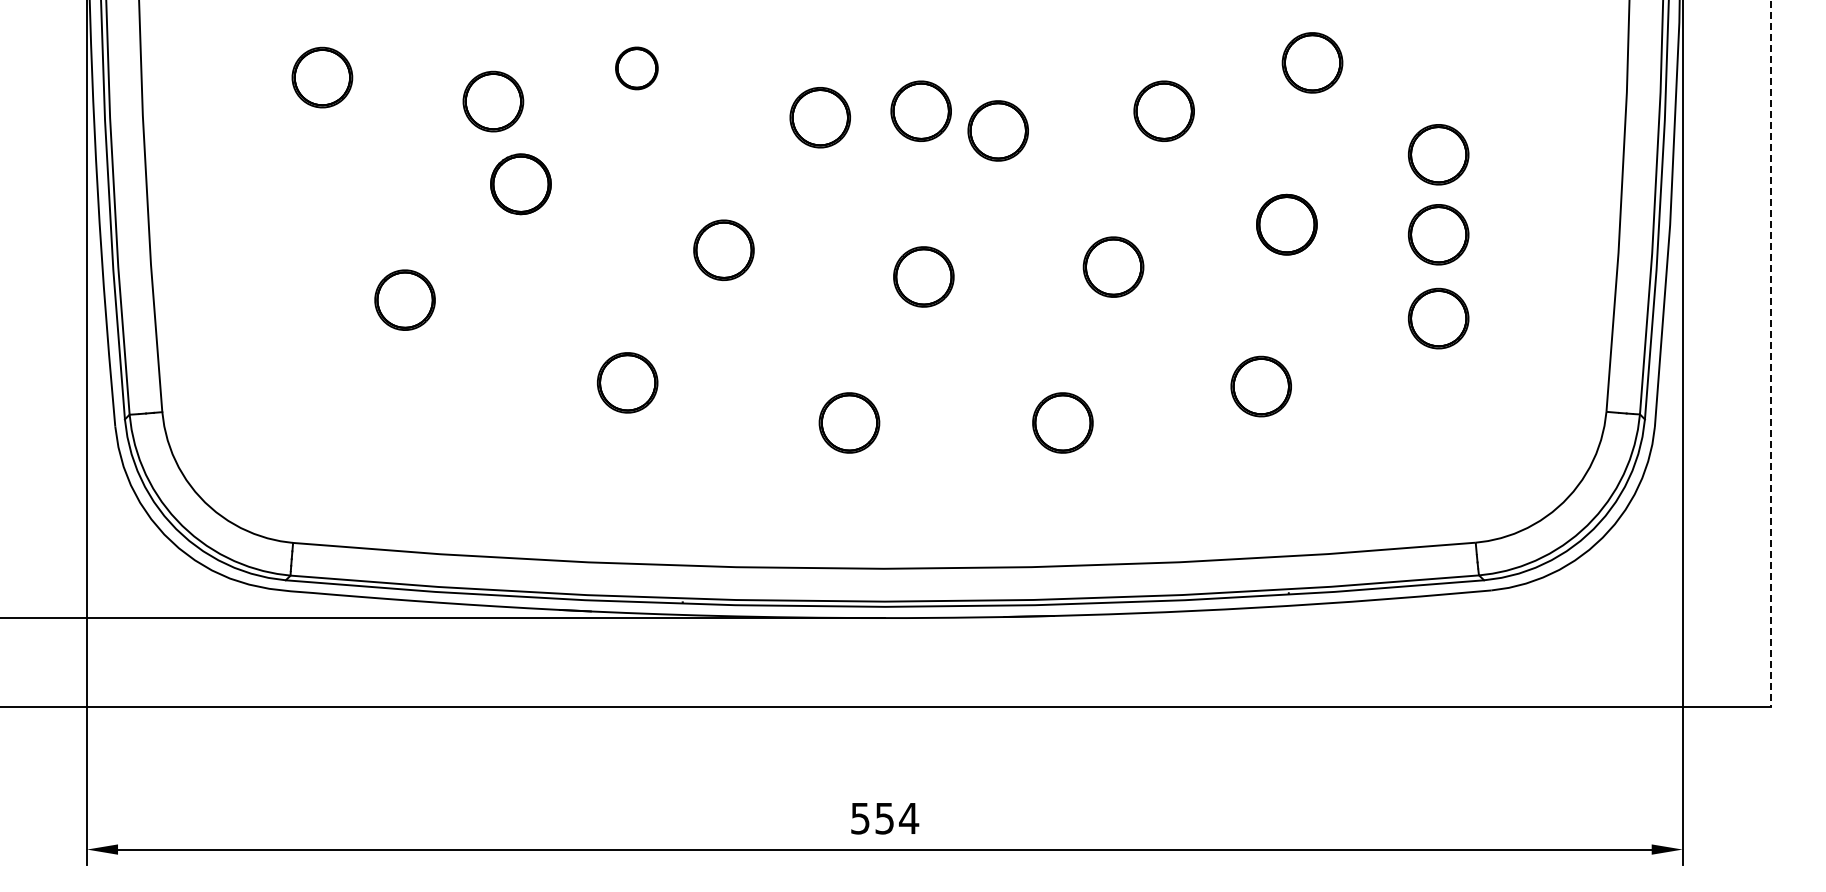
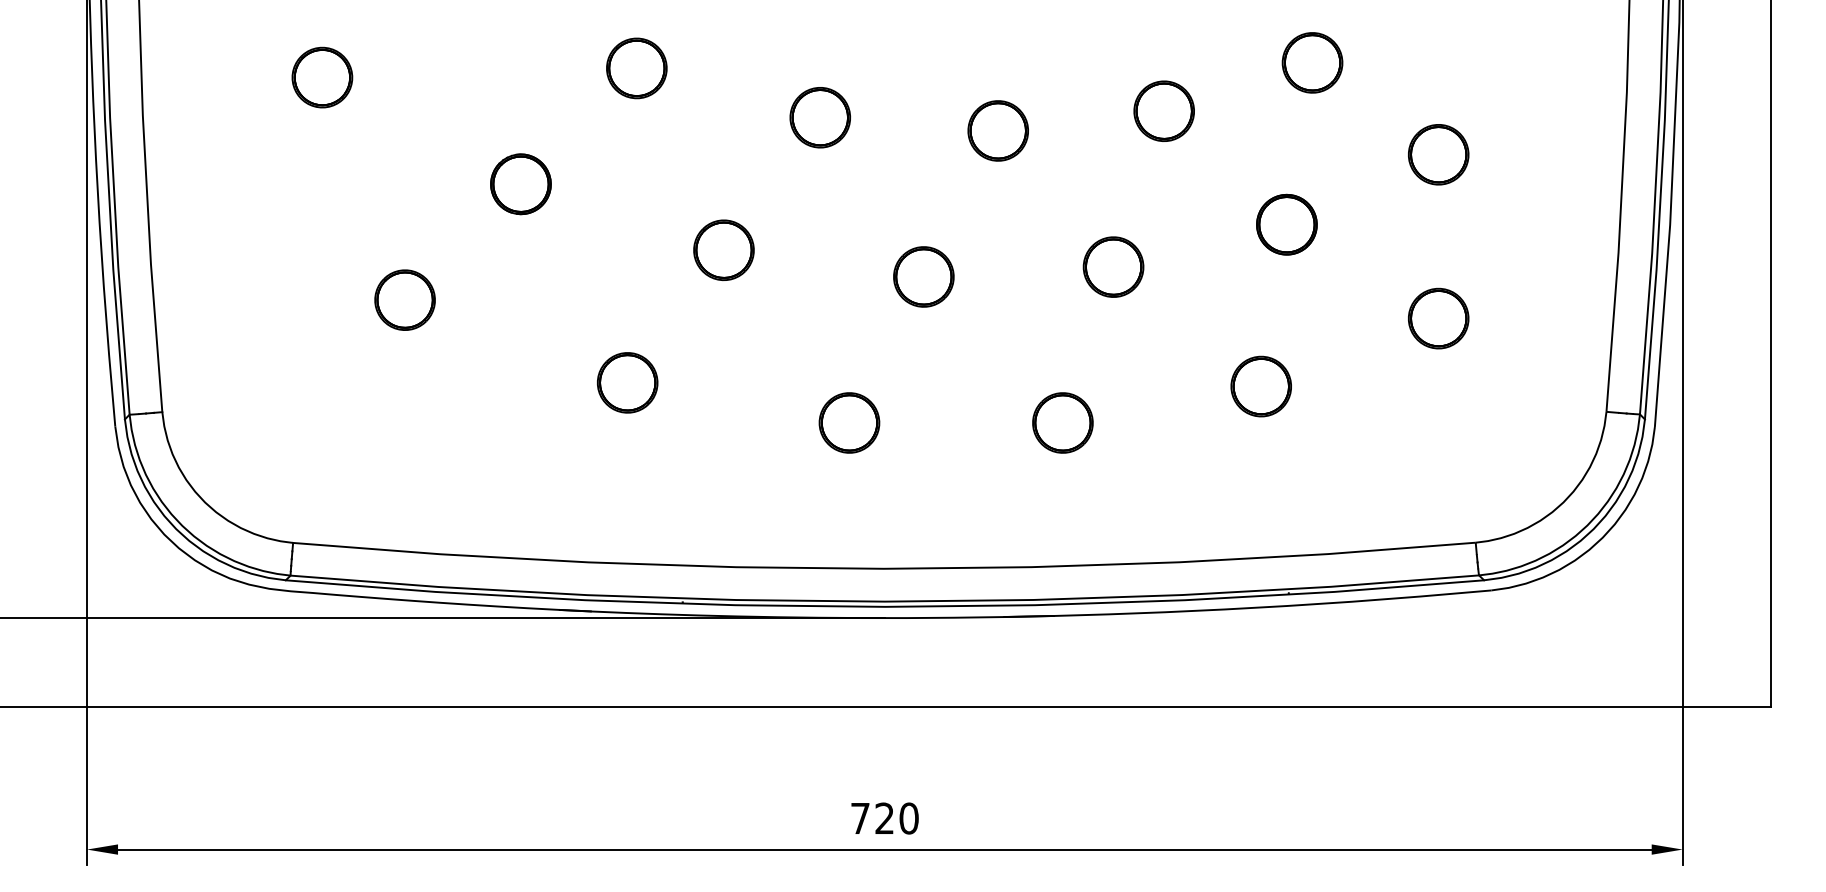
part size: 44x45 px -> 62x63 px (636, 68)
part: present -> none (493, 101)
part: present -> none (920, 110)
part: present -> none (1438, 234)
line: dashed -> solid (1771, 353)
text: 554 -> 720 (885, 818)
